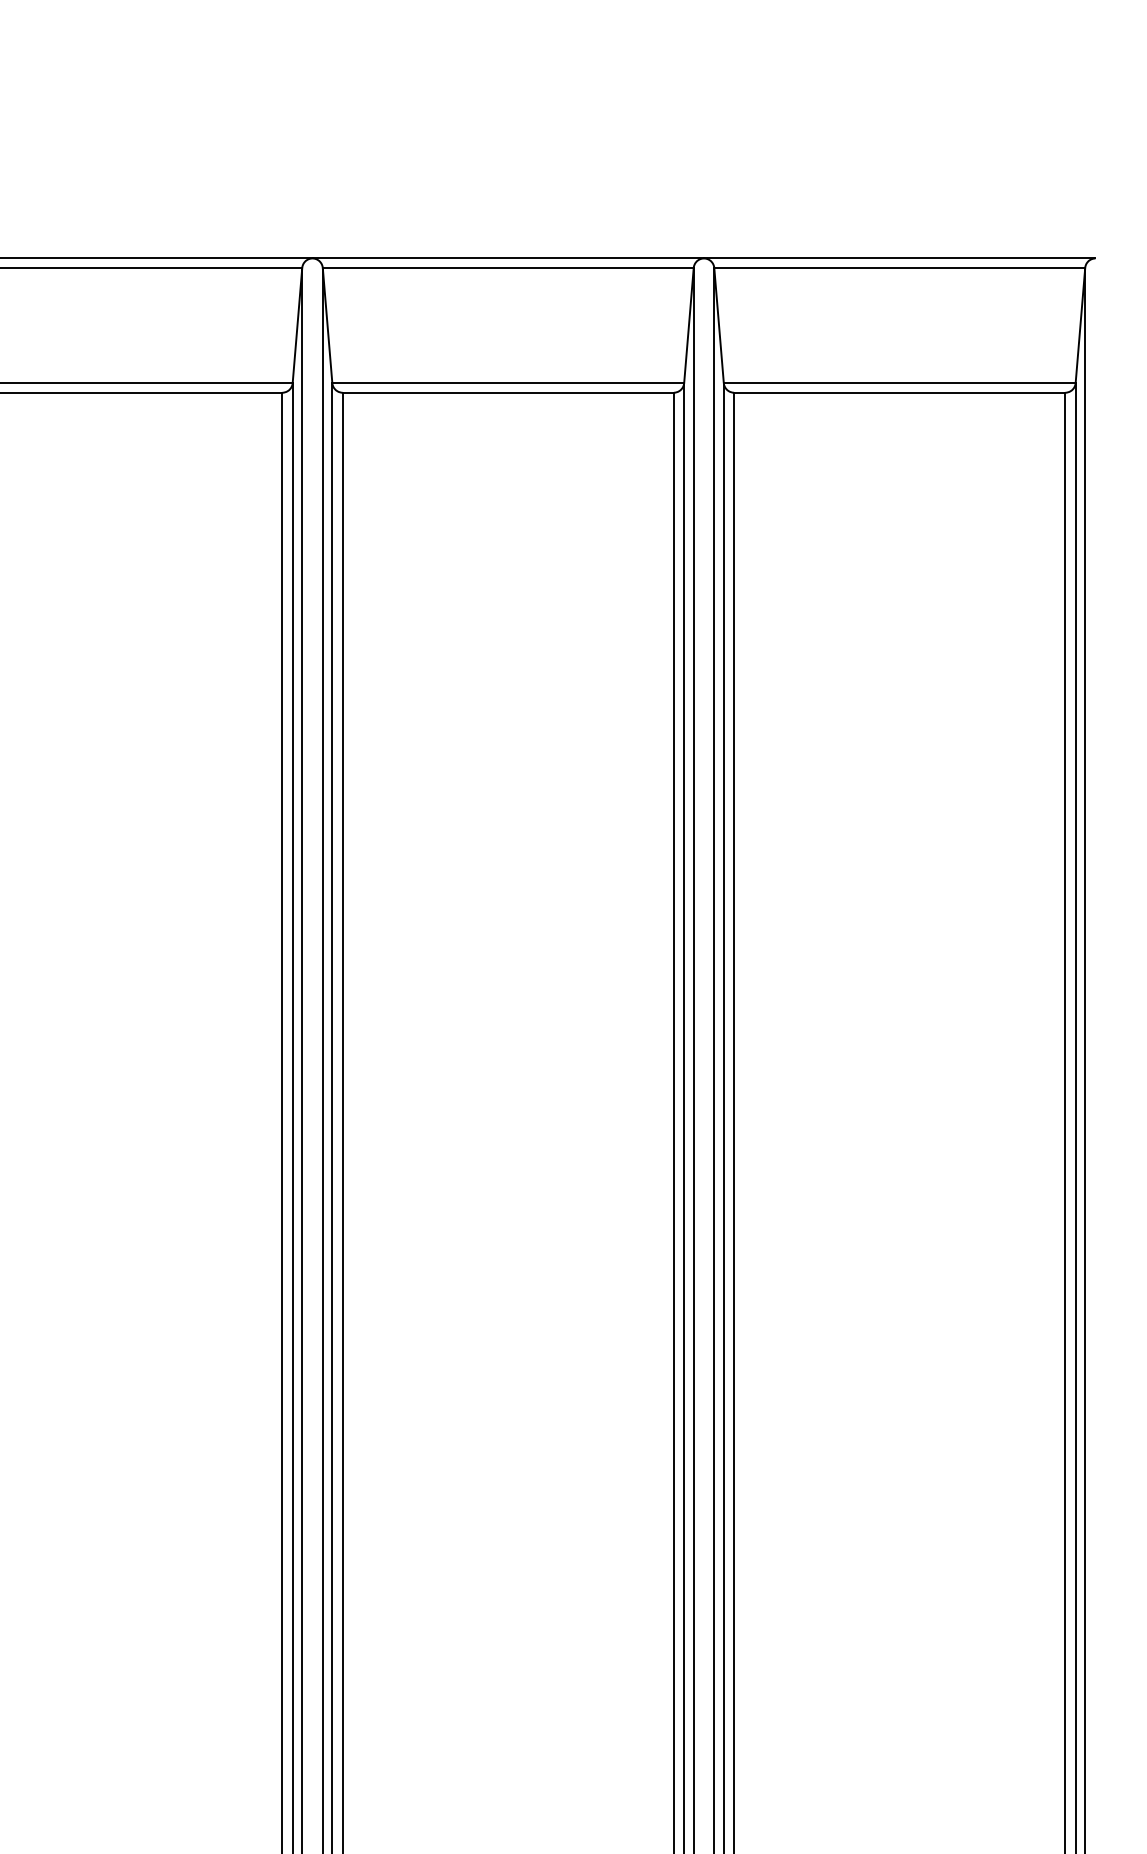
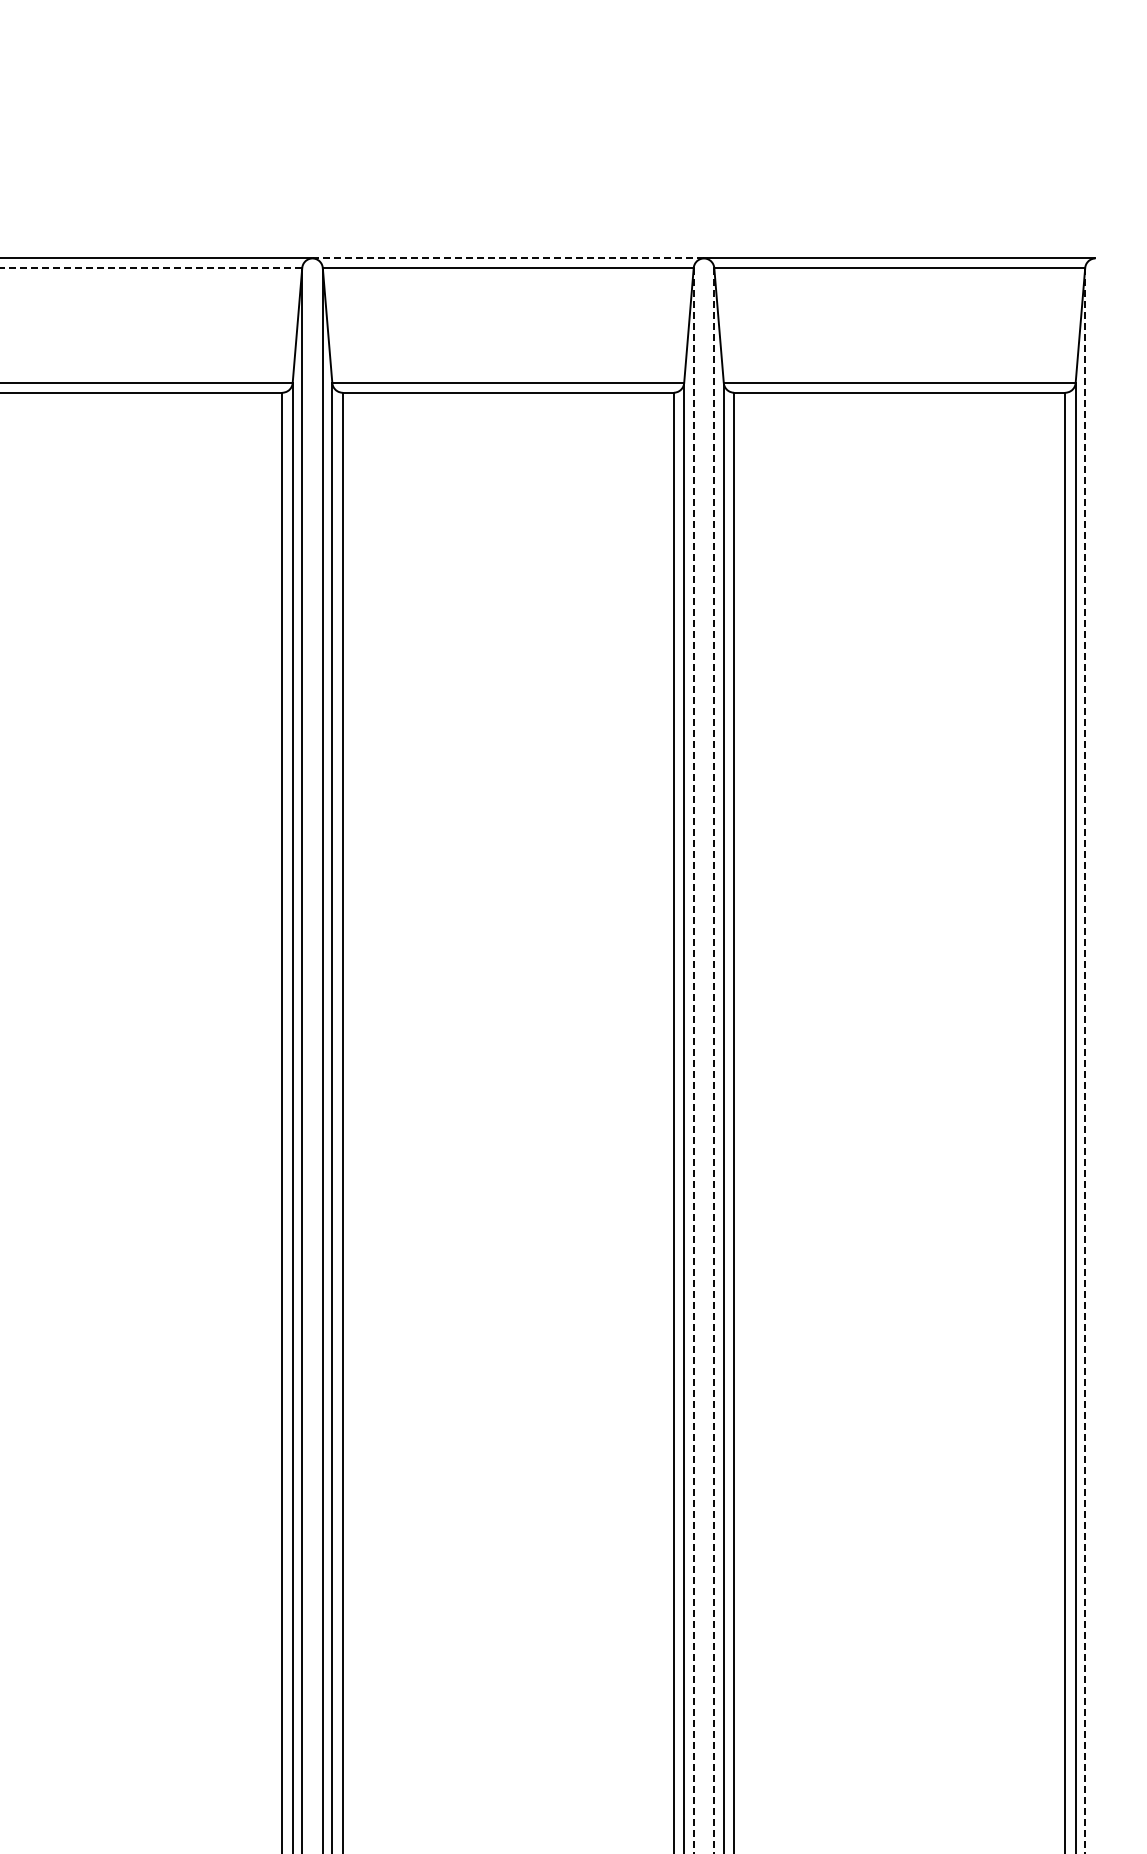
line: solid -> dashed (508, 258)
line: solid -> dashed (151, 267)
line: solid -> dashed (693, 1060)
line: solid -> dashed (714, 1060)
line: solid -> dashed (1085, 1060)
